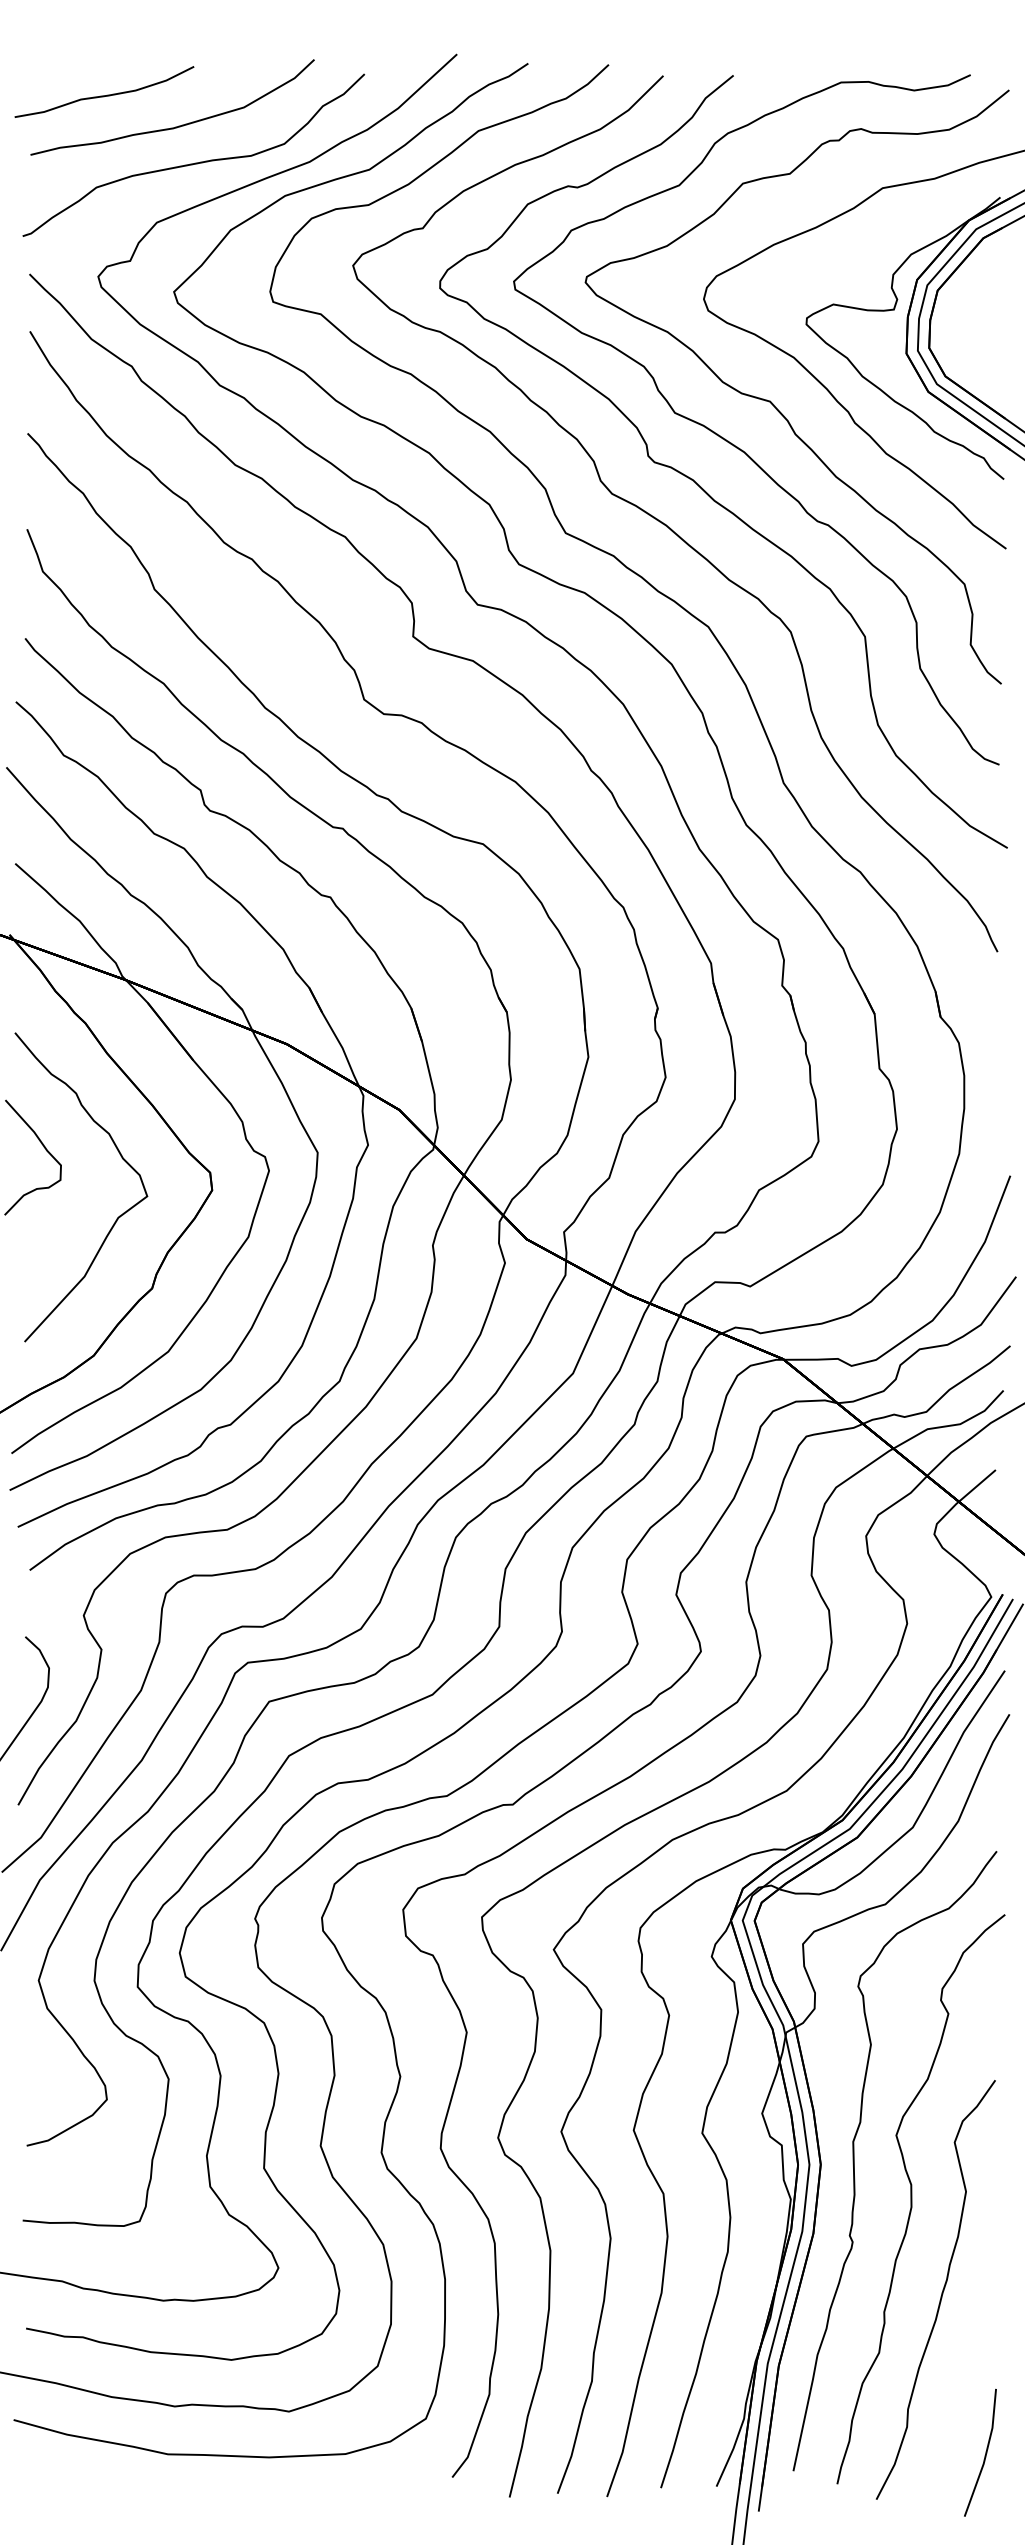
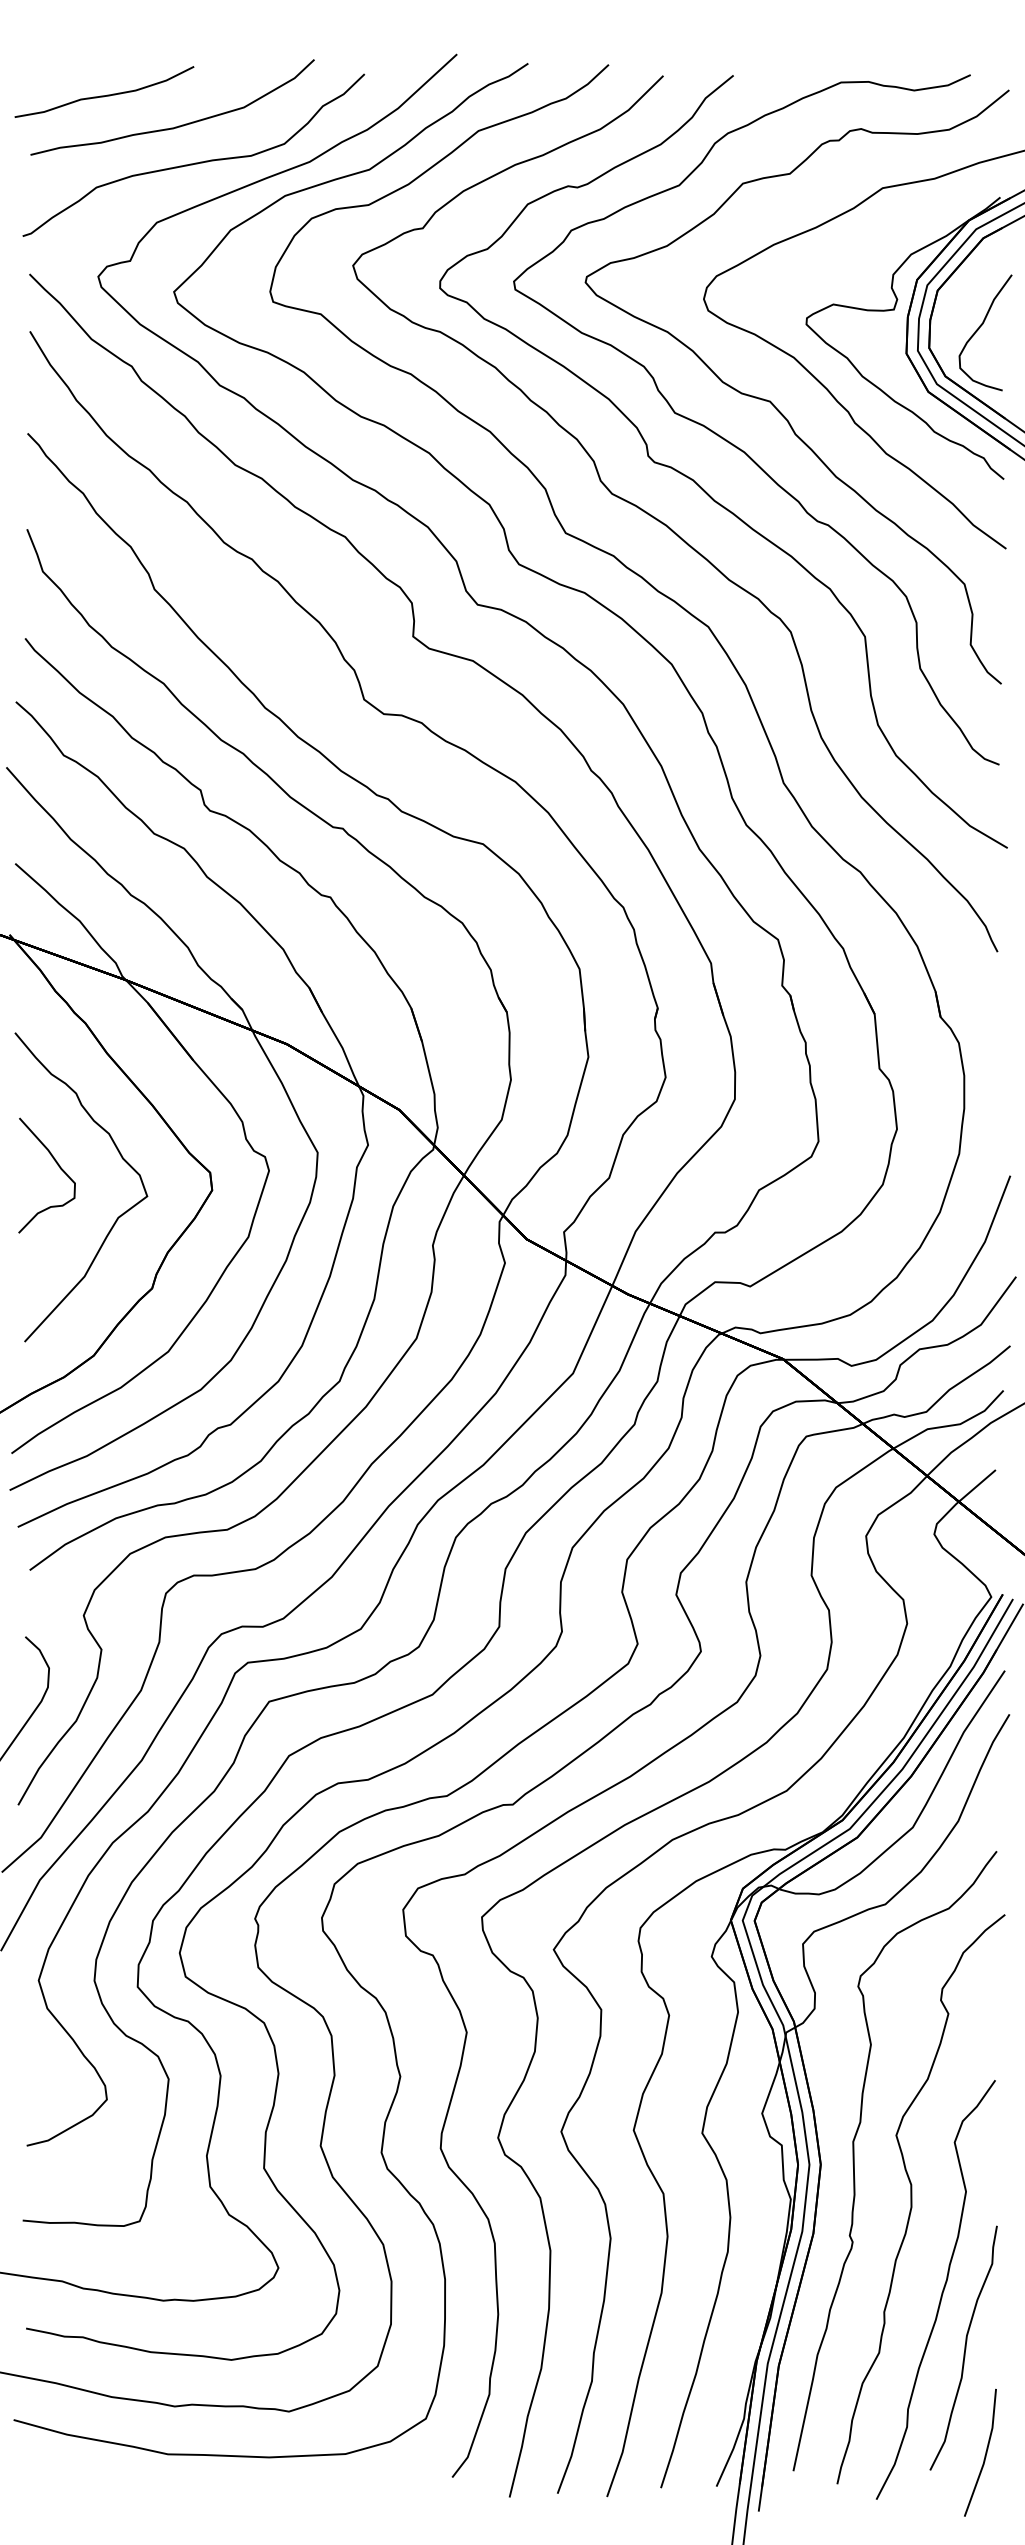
curve: none -> present (979, 329)
part position: (45, 1150) -> (59, 1168) (59, 1168)
curve: none -> present (964, 2347)
